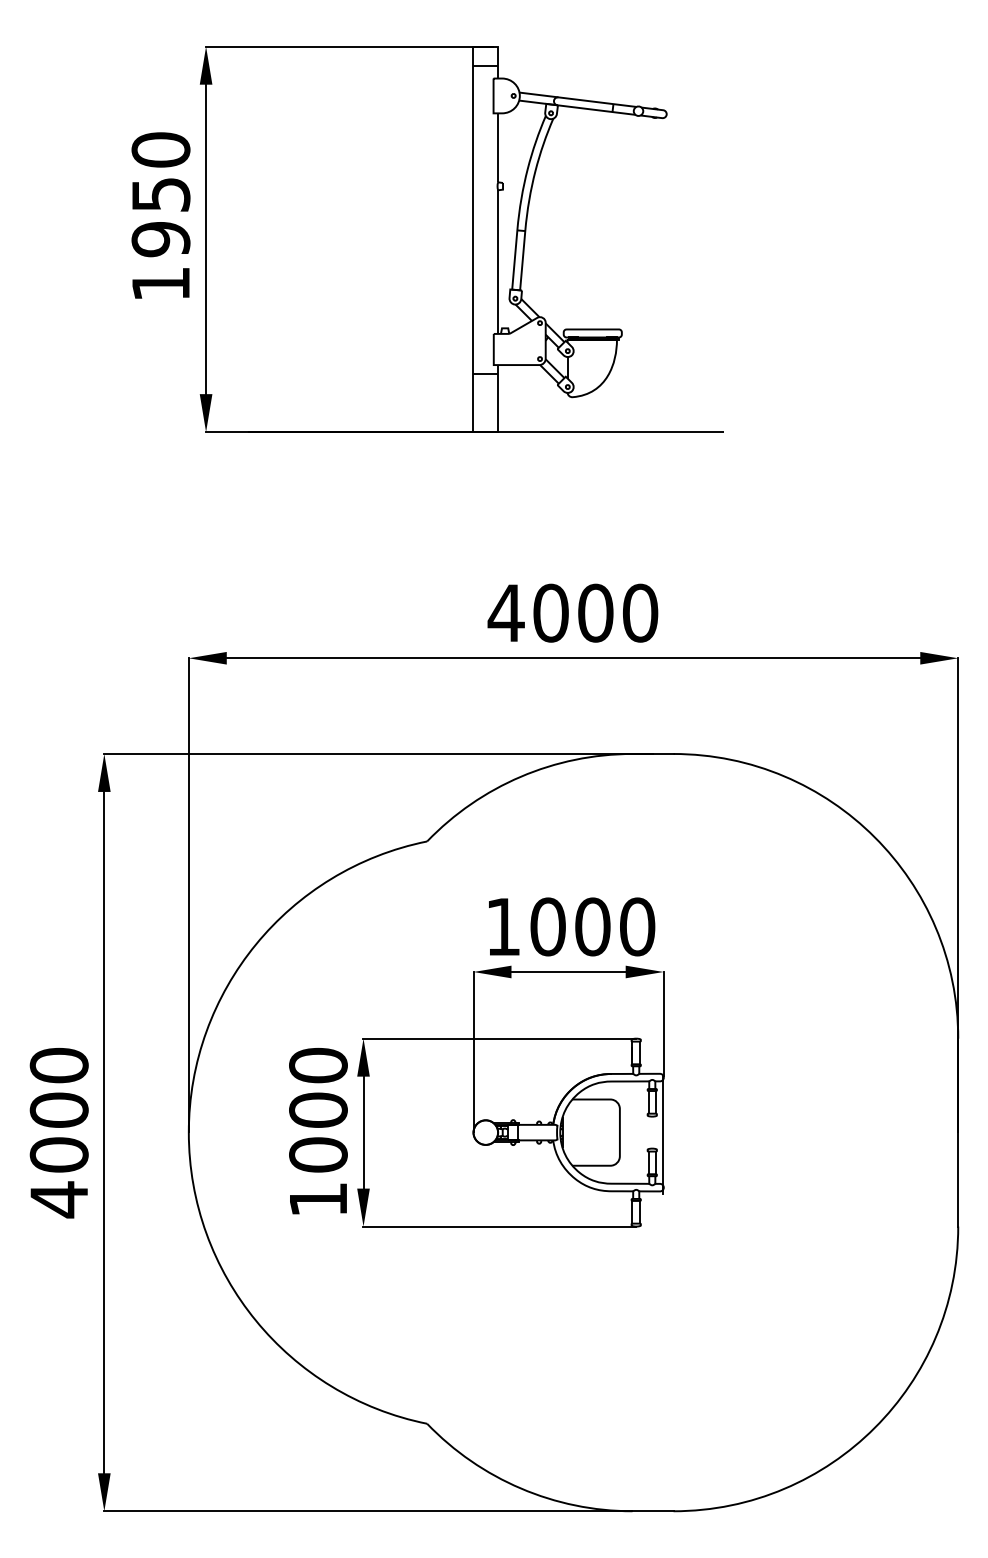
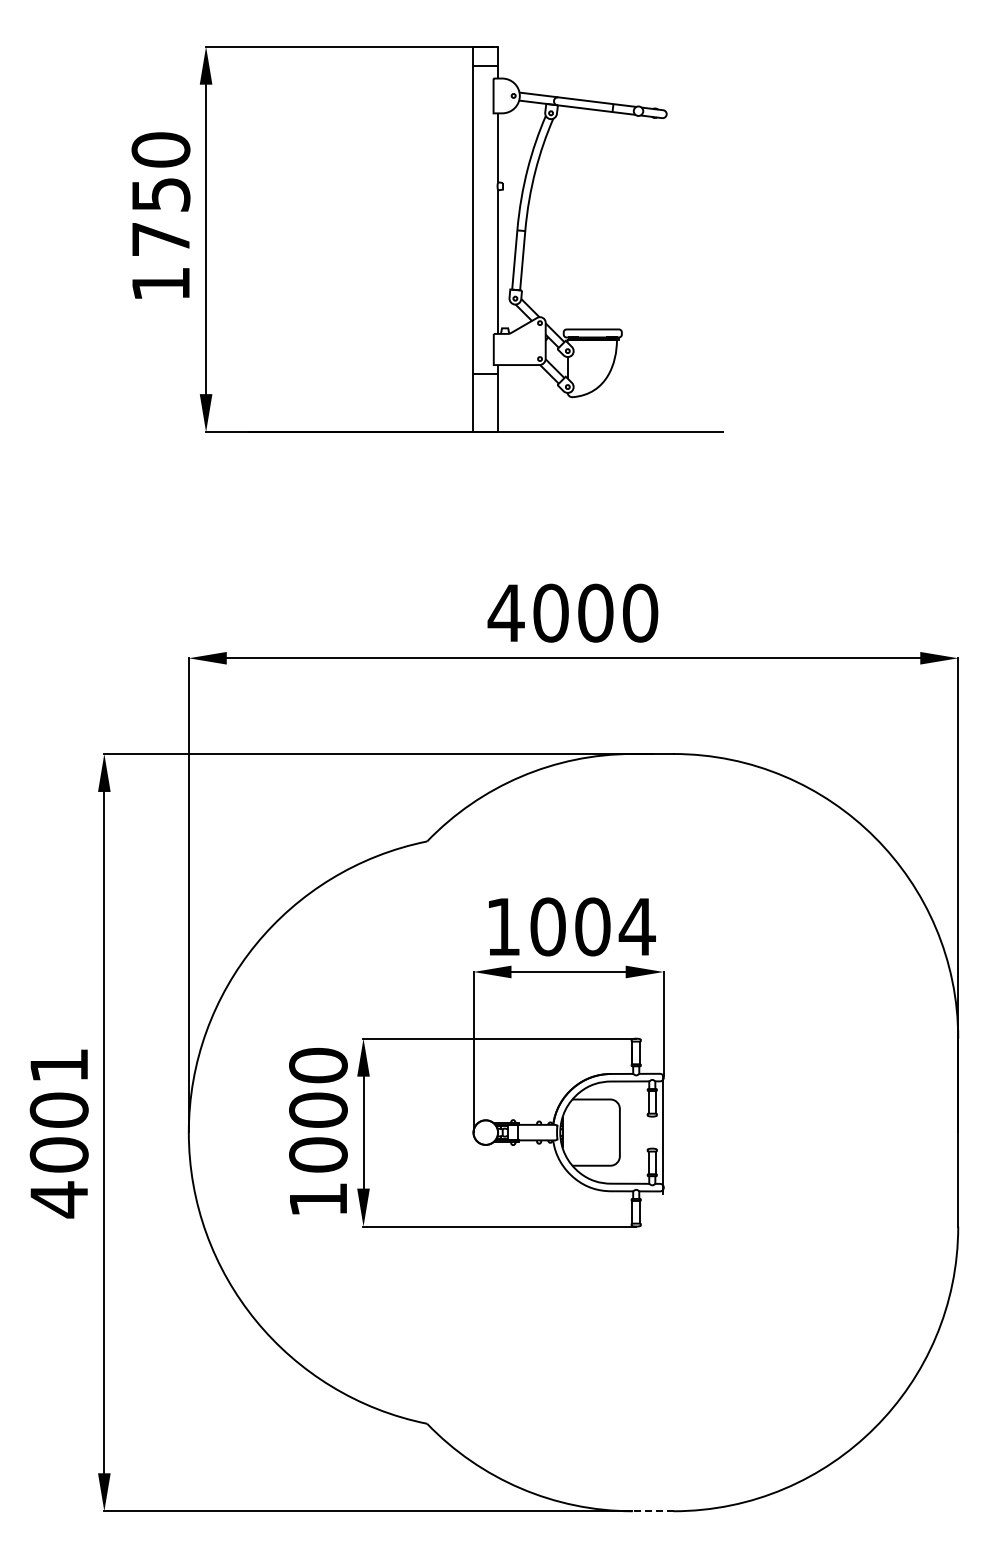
text: 1950 -> 1750 (160, 239)
text: 1000 -> 1004 (636, 926)
text: 4000 -> 4001 (58, 1065)
line: solid -> dashed (653, 1511)
